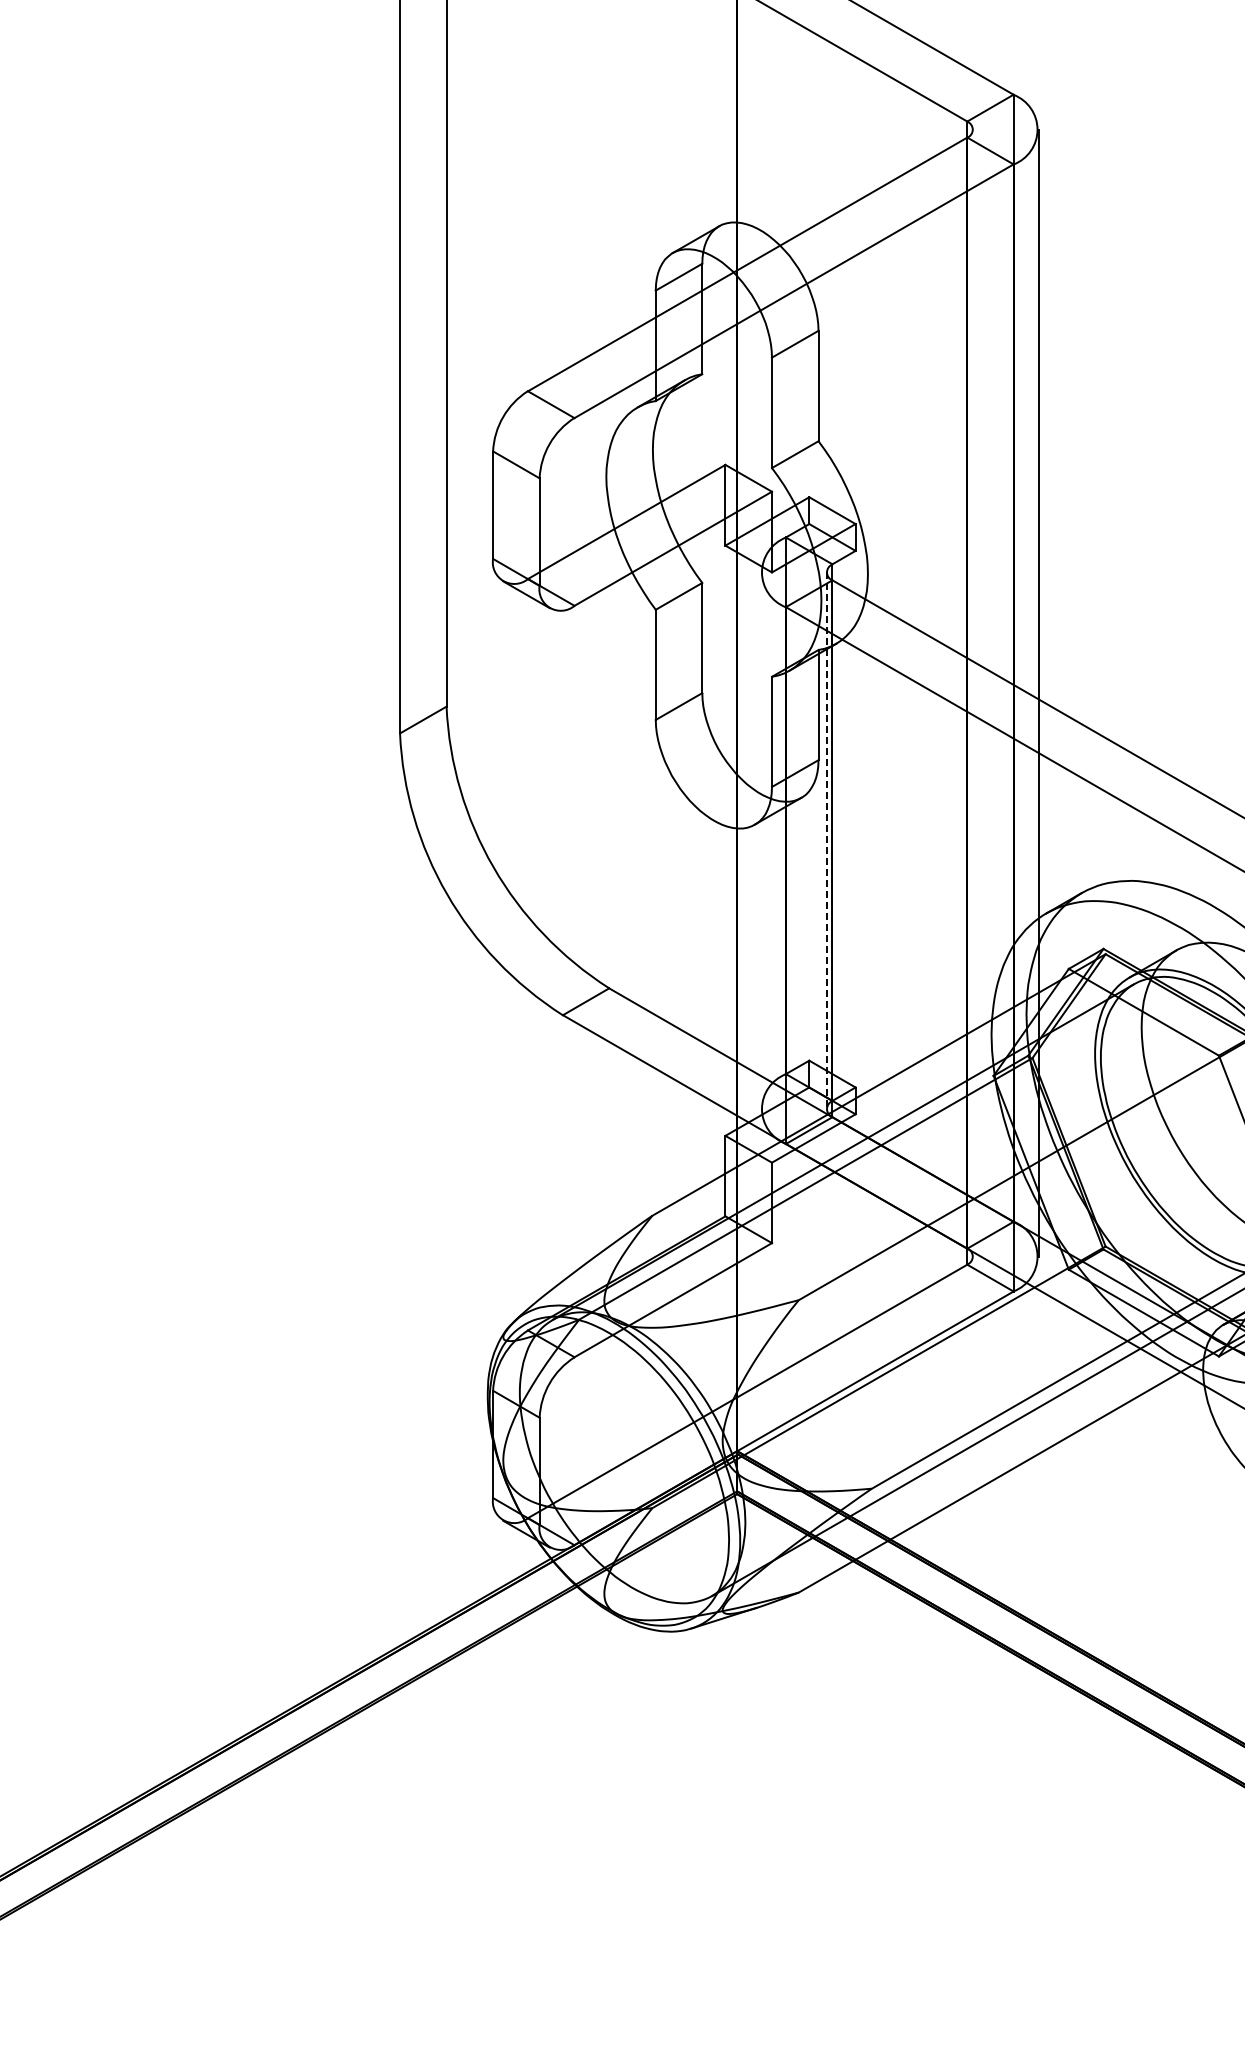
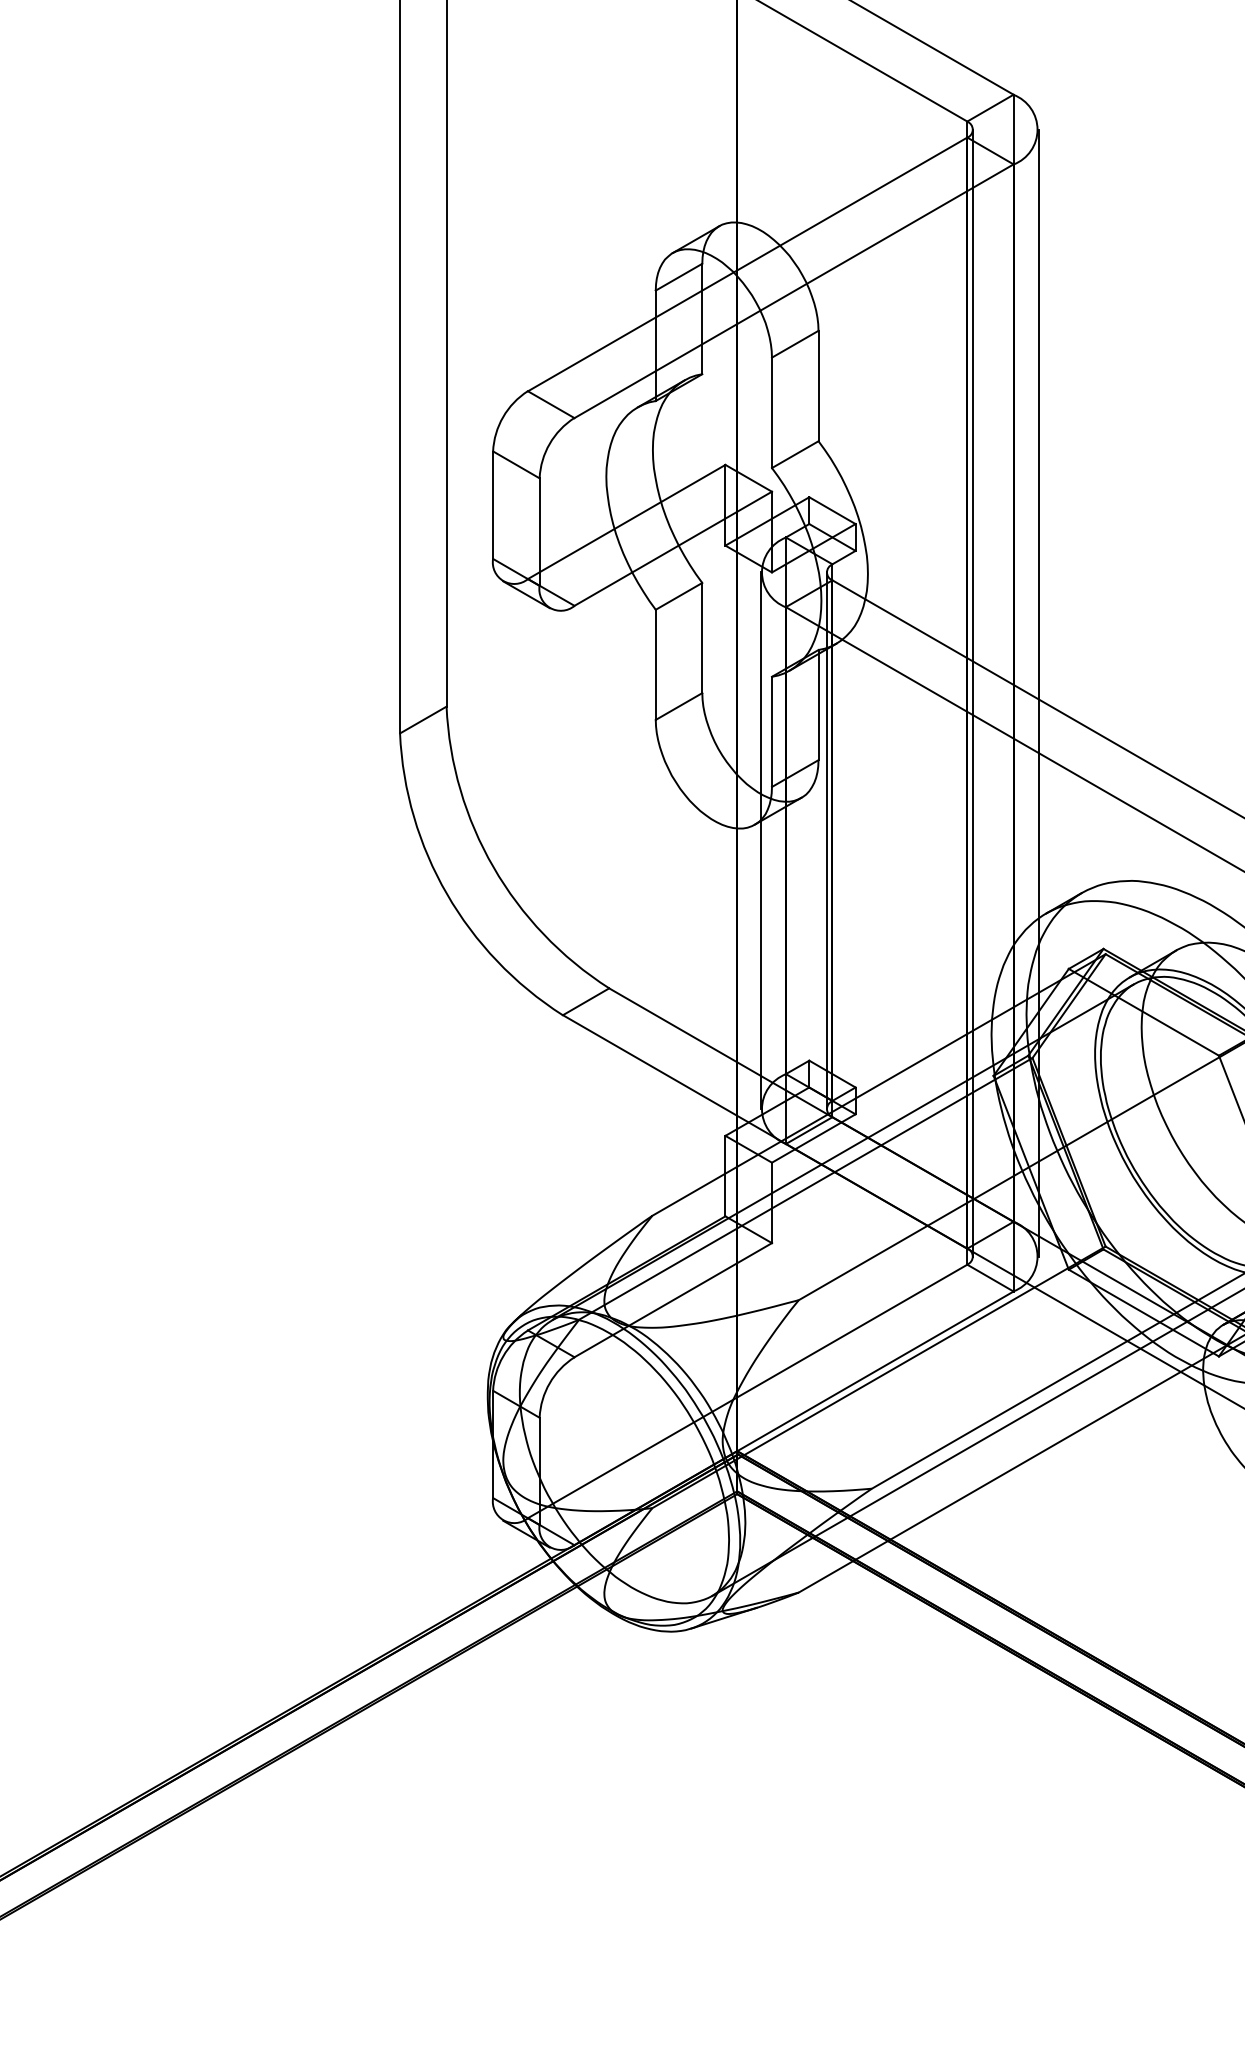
line: none -> present (973, 692)
line: none -> present (760, 840)
line: dashed -> solid (826, 841)
